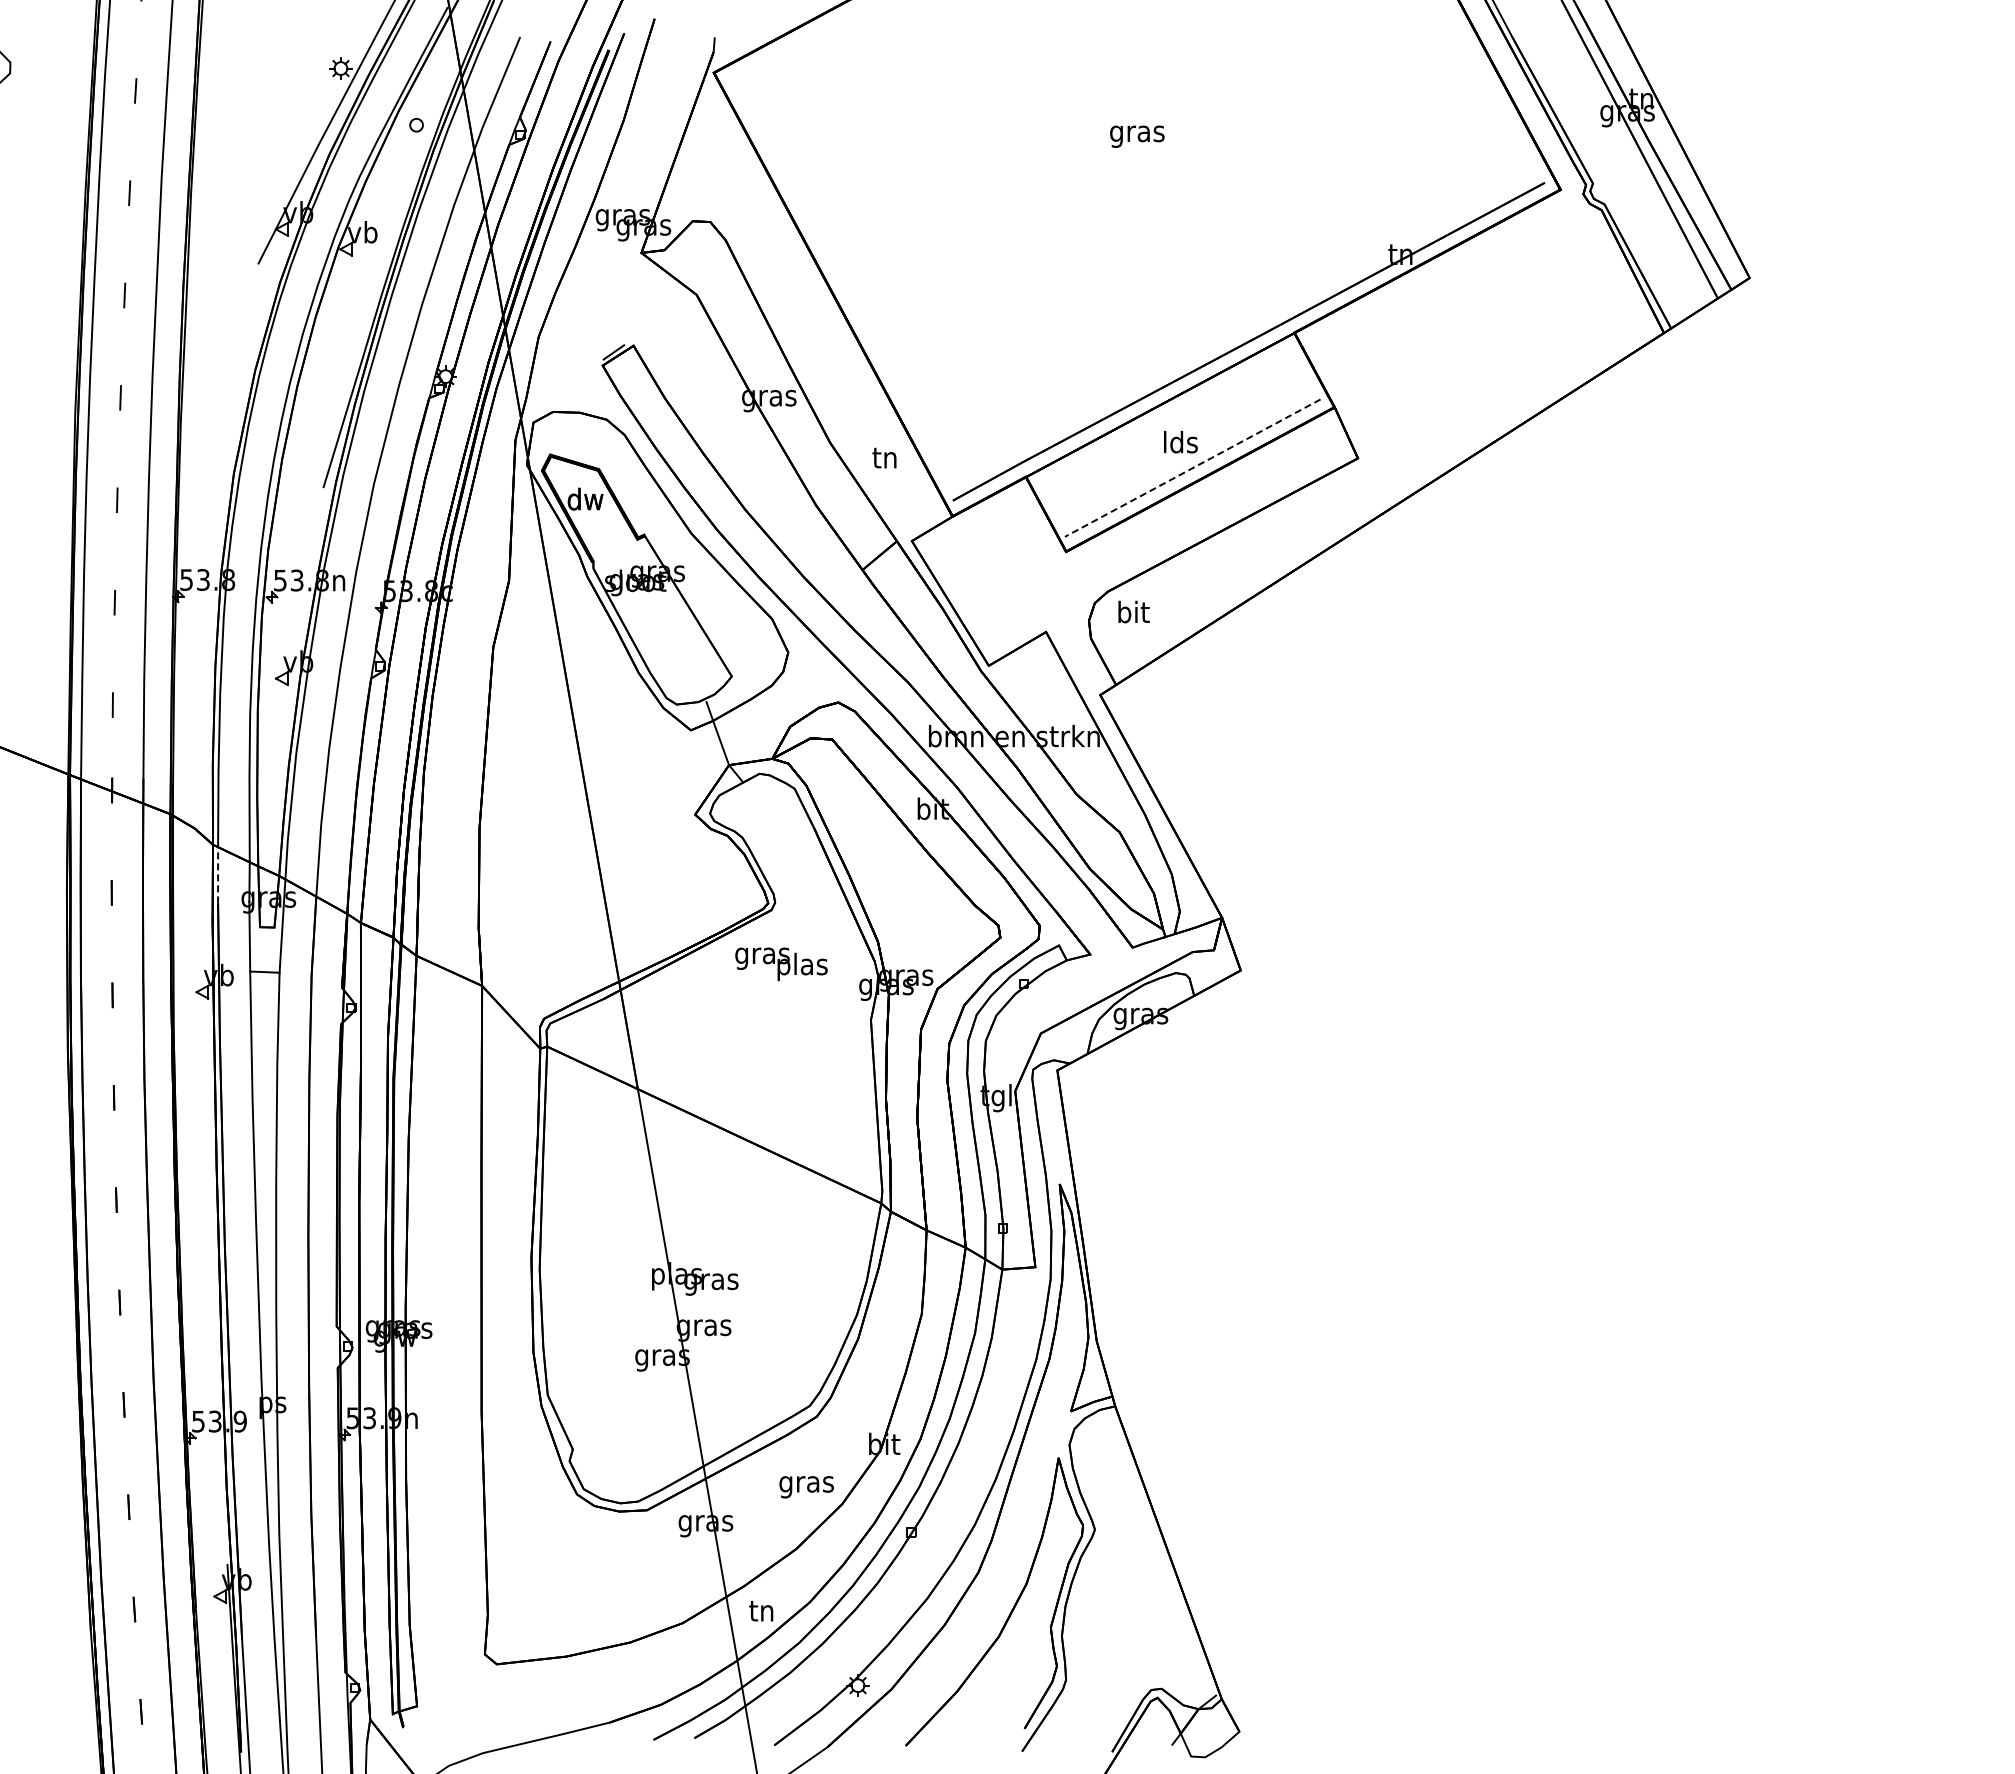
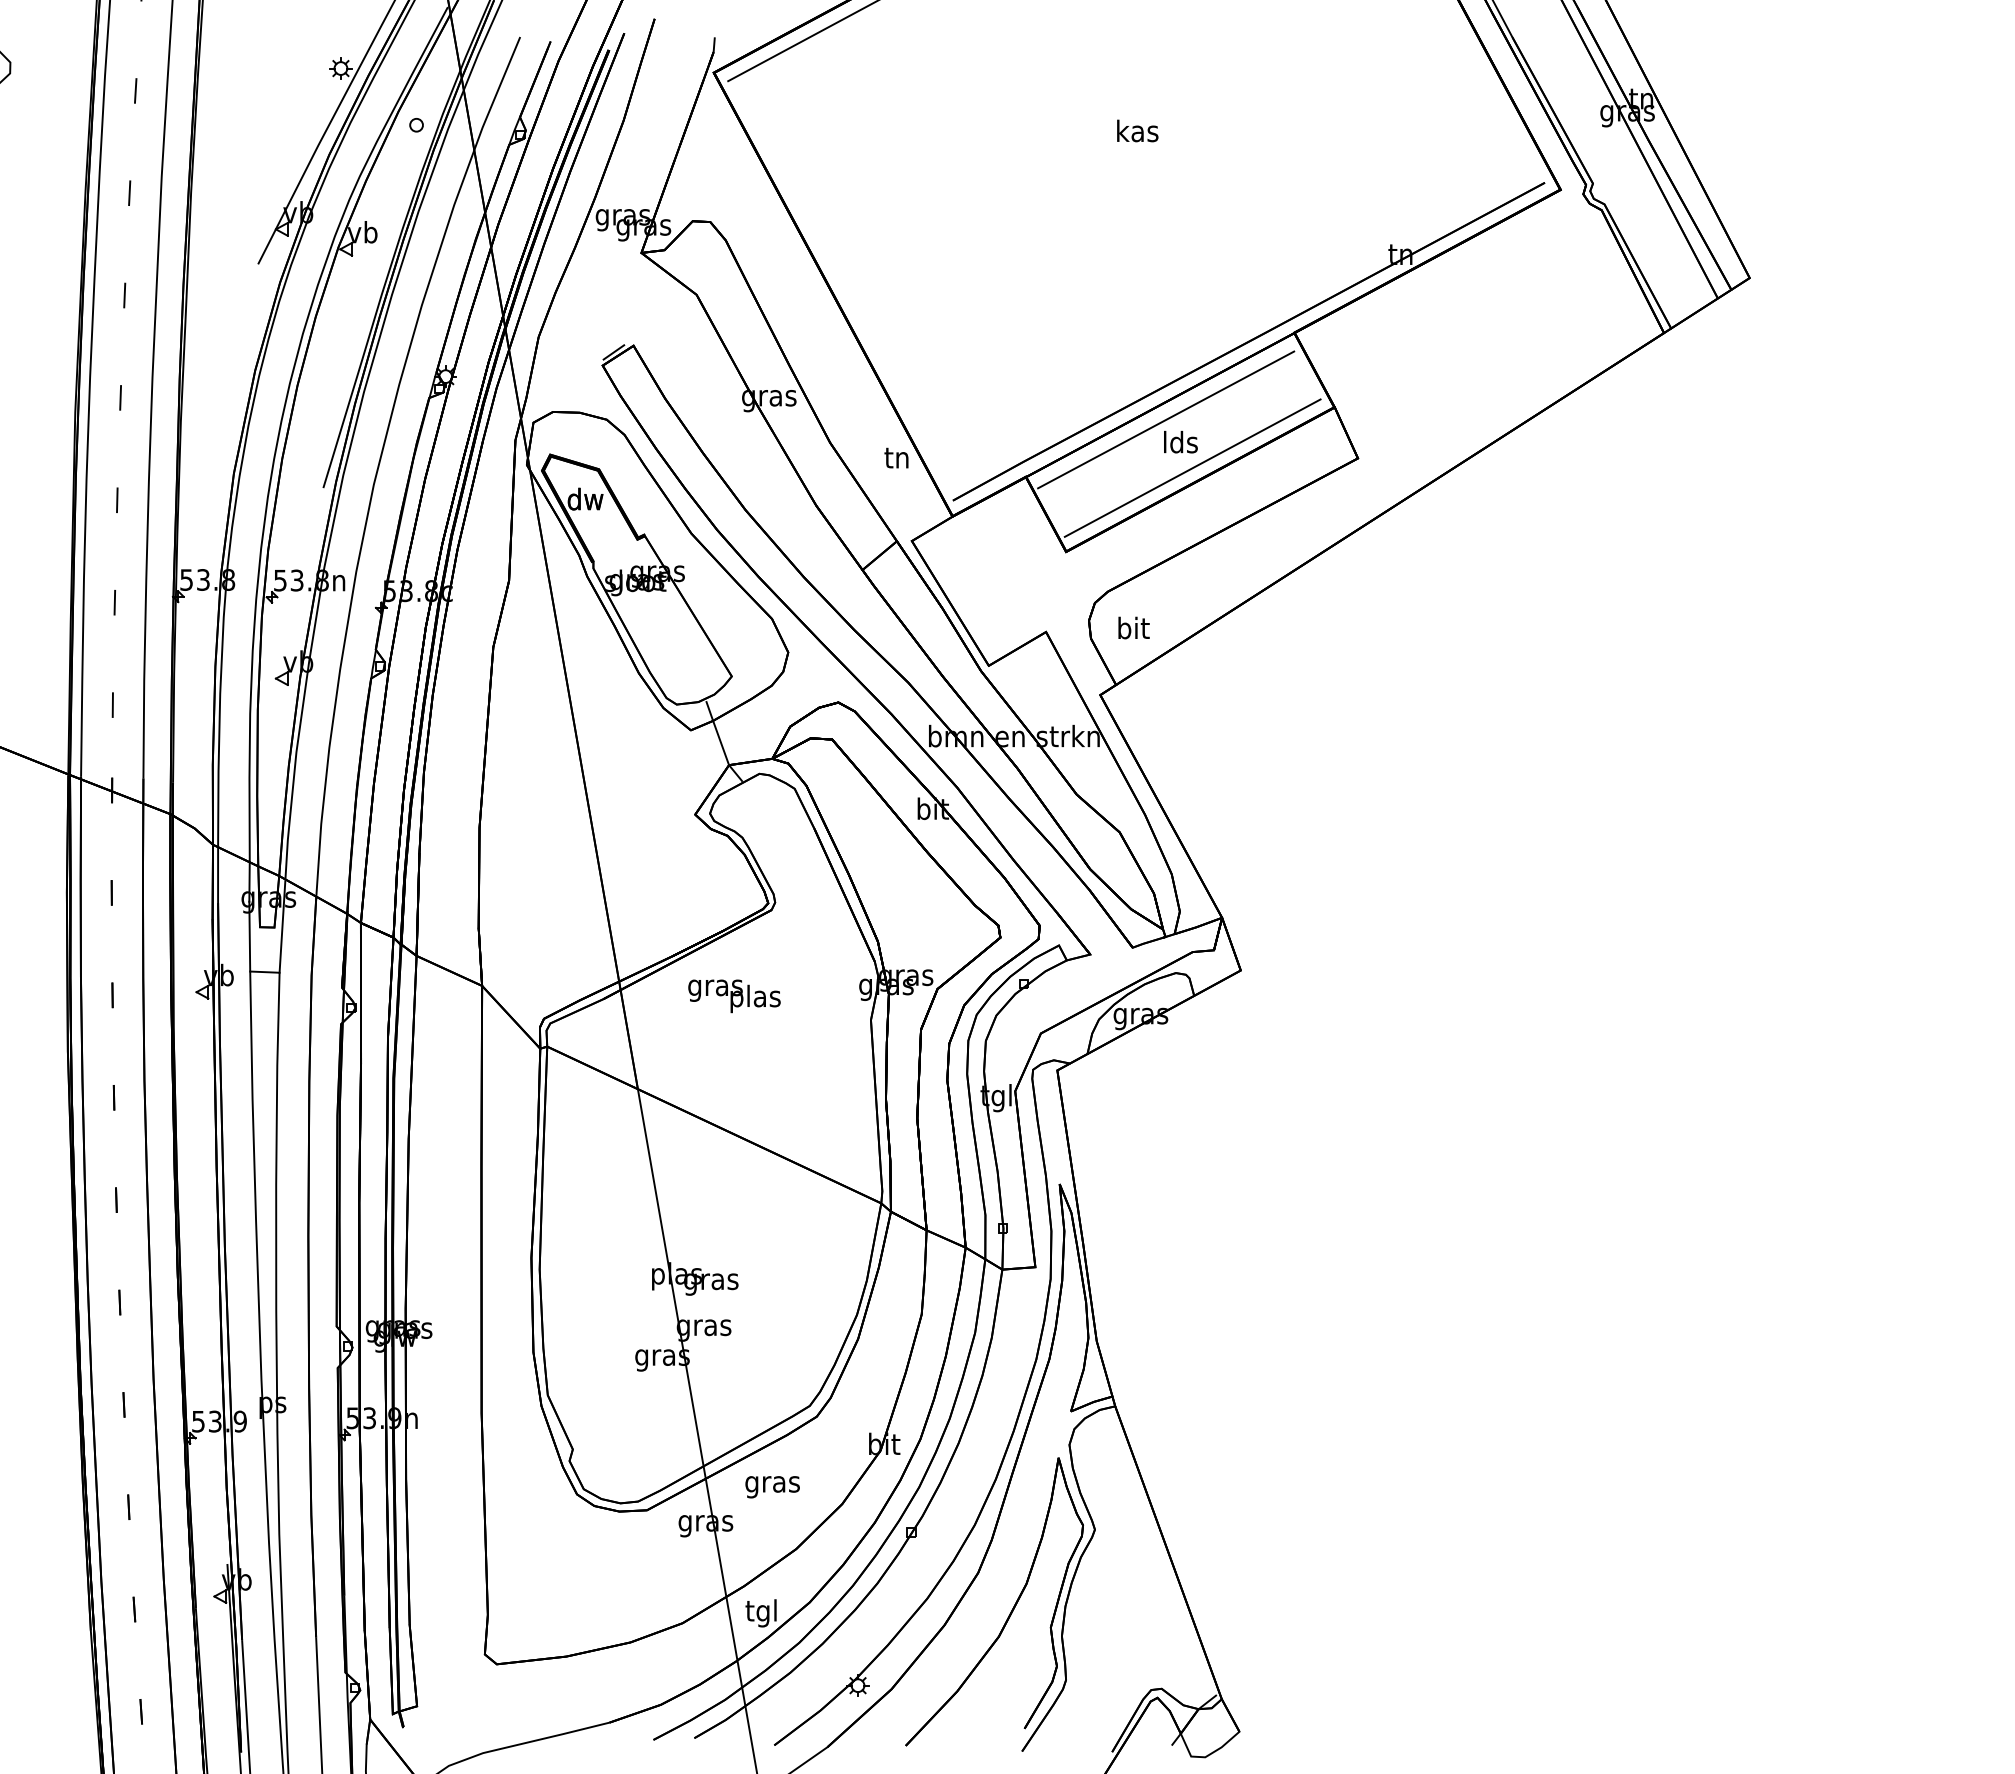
line: none -> present (801, 41)
text: gras -> kas (1137, 133)
line: none -> present (1166, 419)
text position: (884, 457) -> (896, 457) (896, 457)
line: dashed -> solid (1192, 468)
text position: (1133, 611) -> (1133, 627) (1133, 627)
line: dashed -> solid (218, 874)
text position: (781, 964) -> (734, 996) (734, 996)
text position: (806, 1487) -> (772, 1487) (772, 1487)
text: tn -> tgl (760, 1613)
